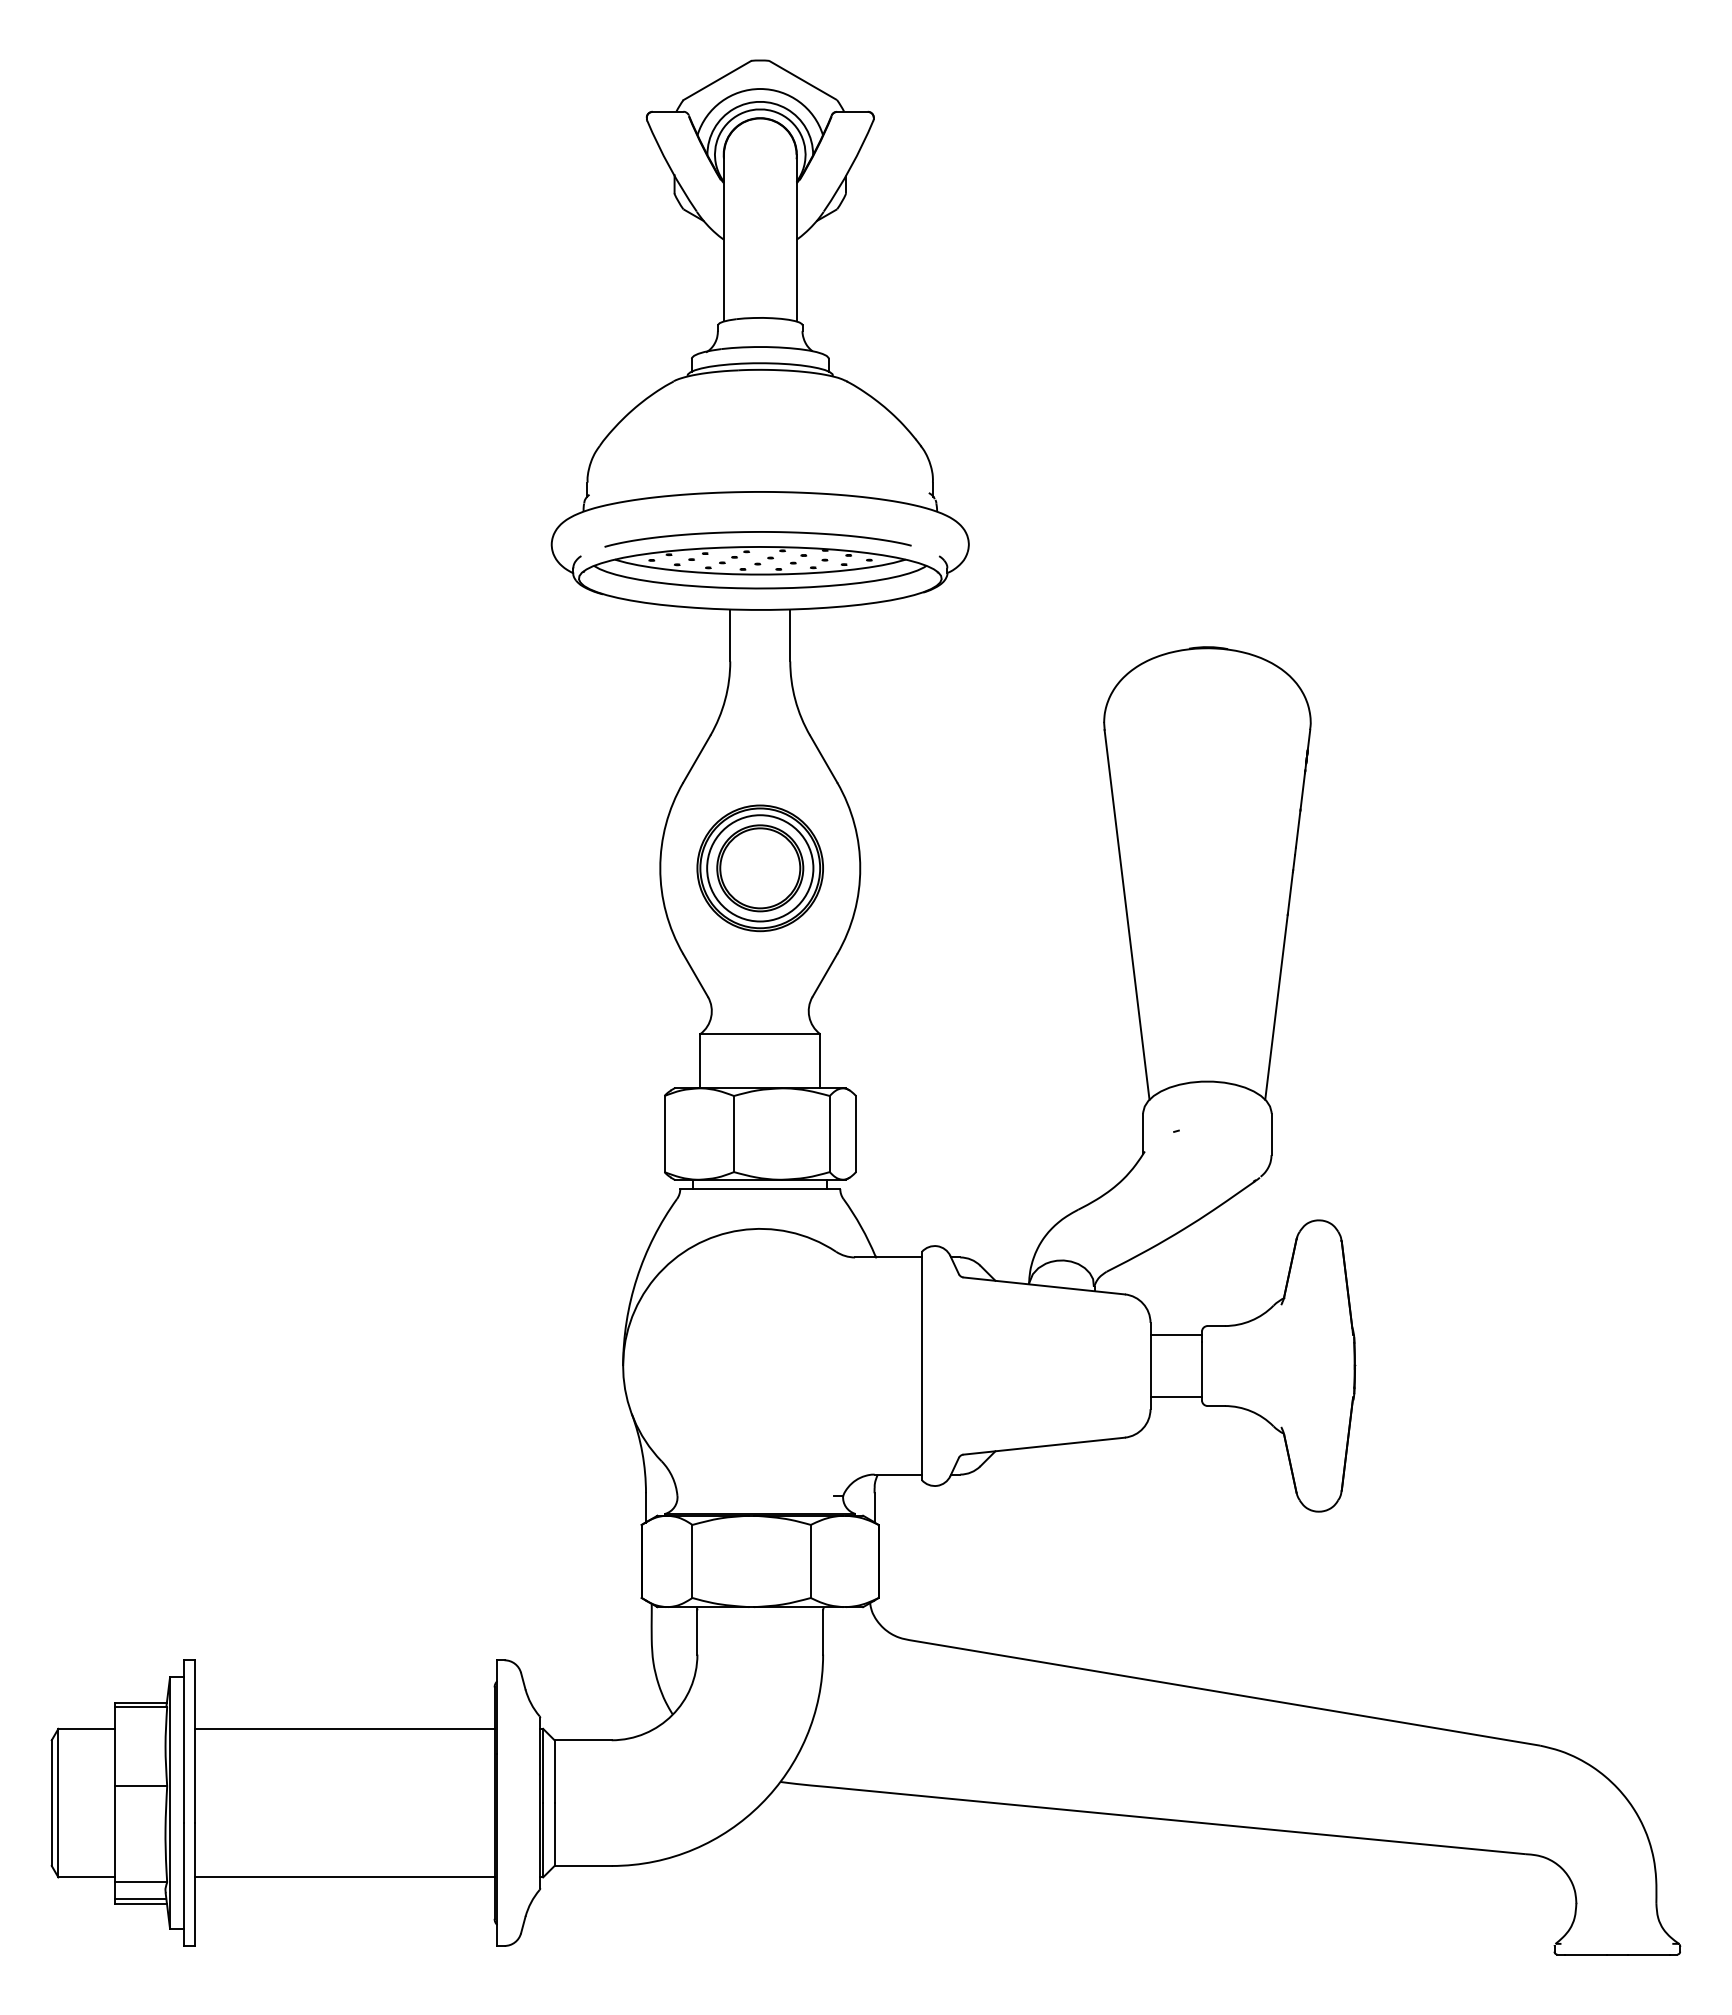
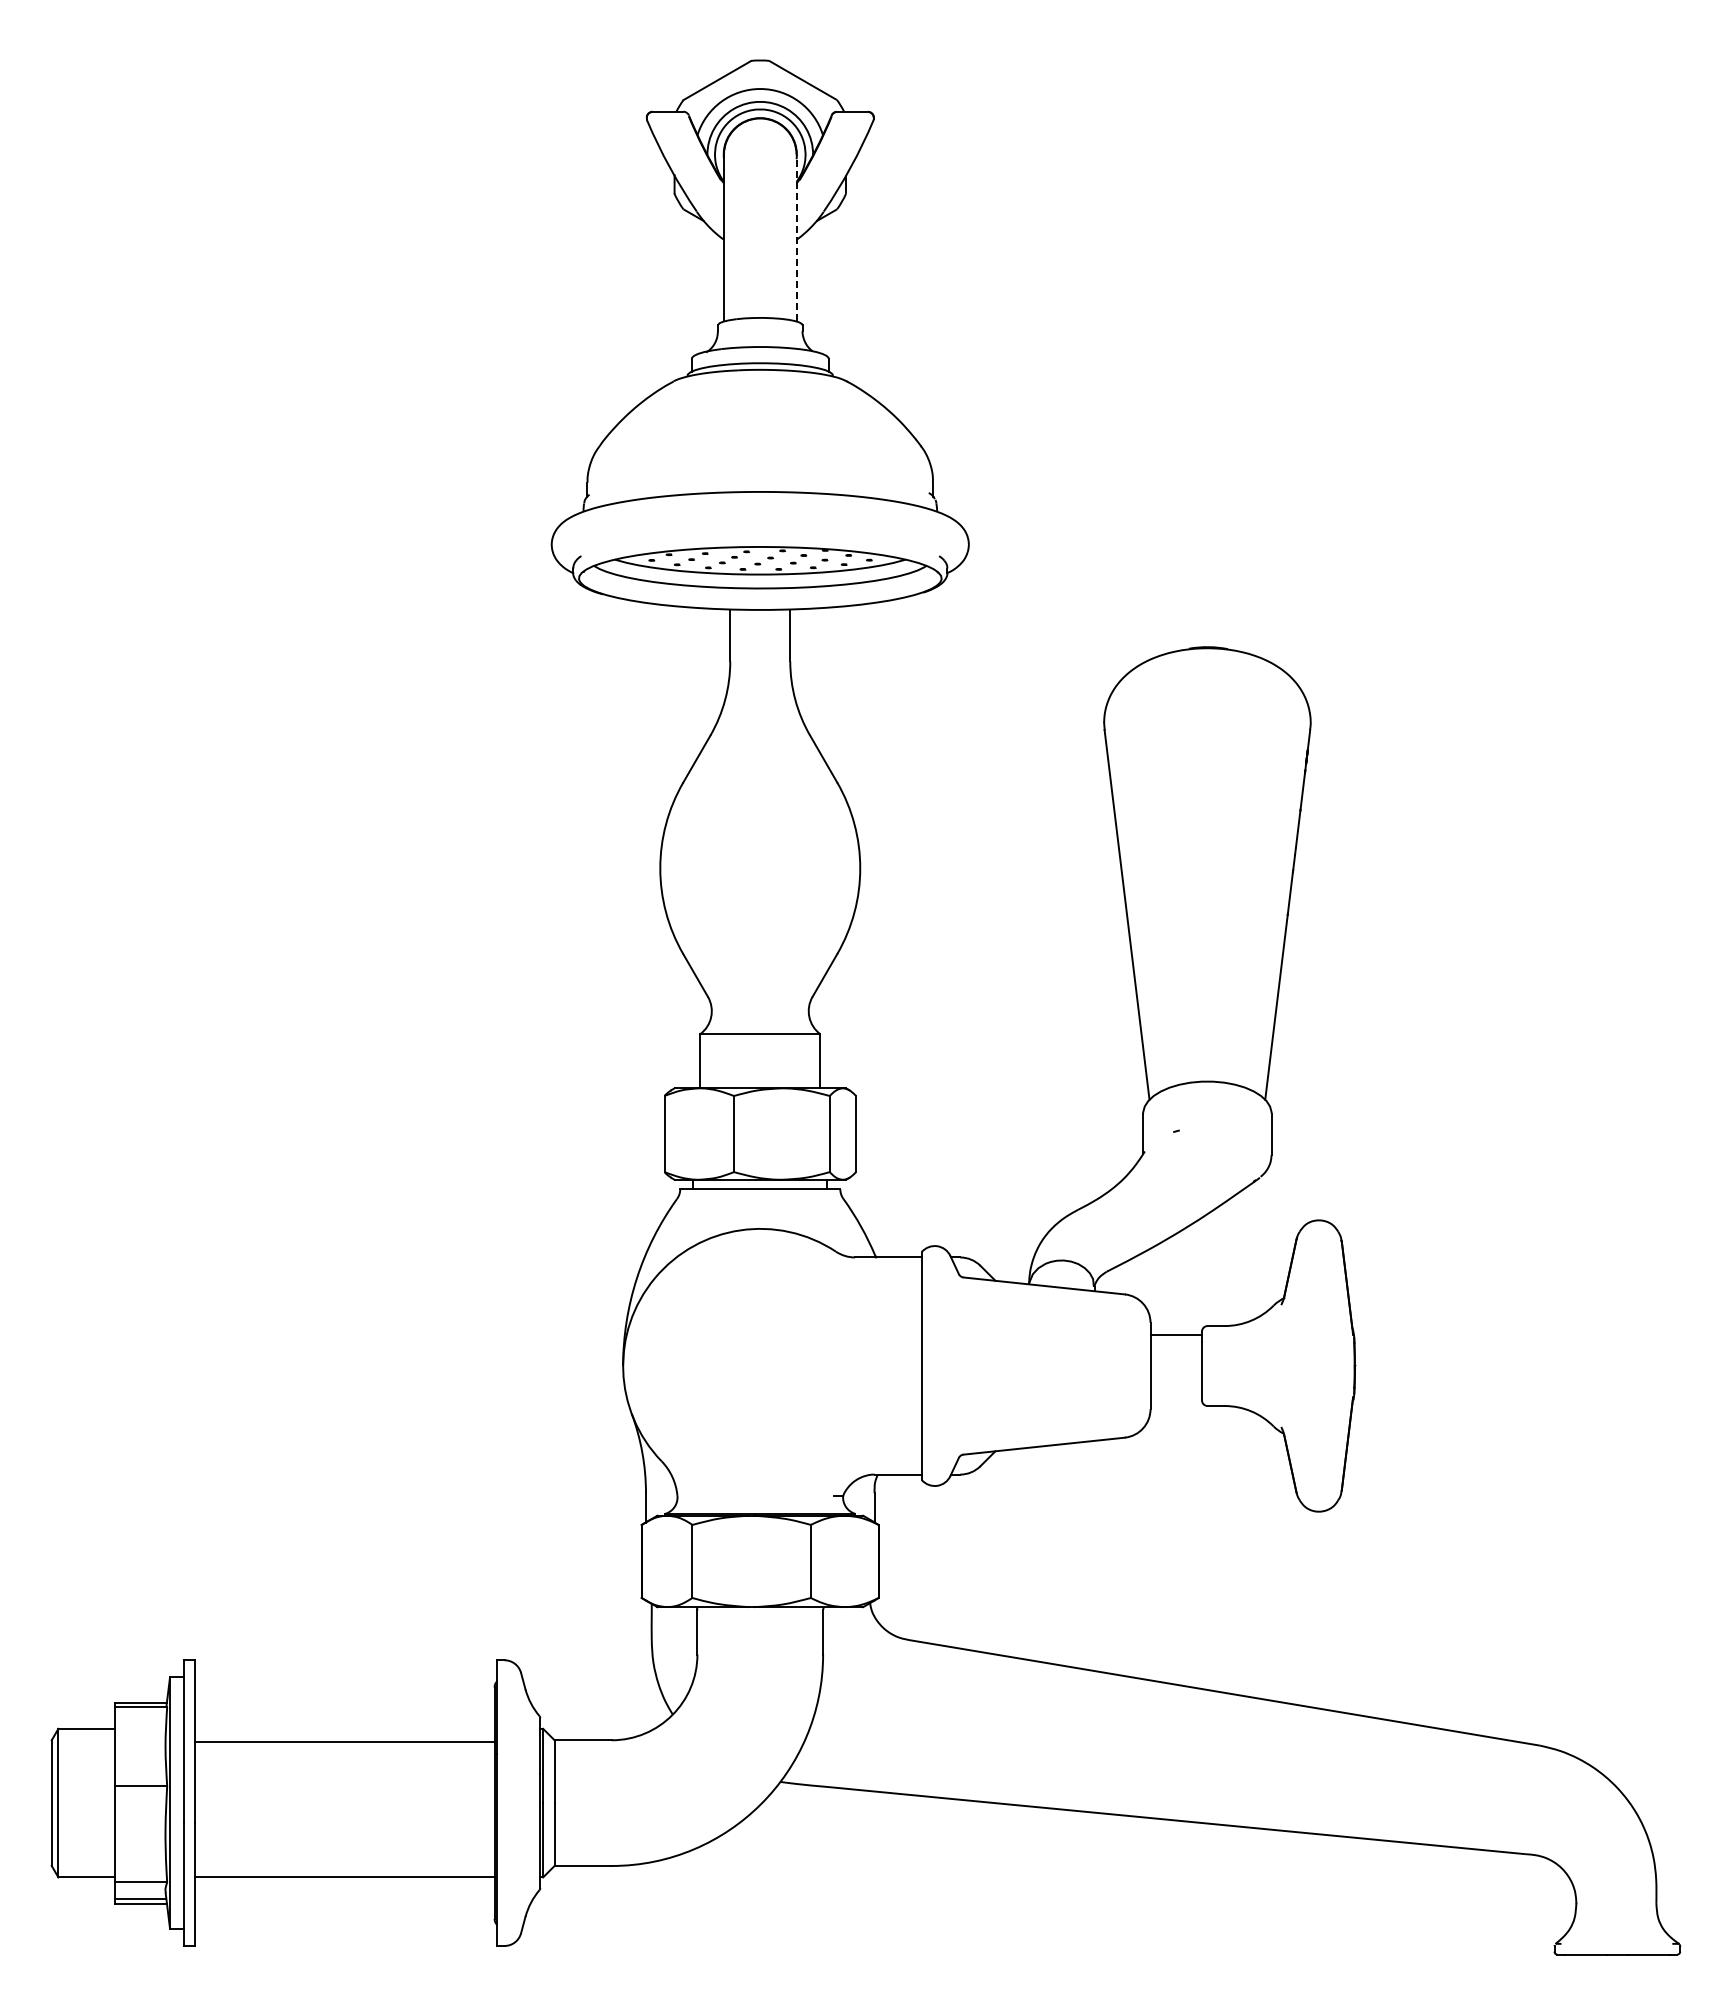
line: solid -> dashed (796, 237)
curve: present -> none (757, 532)
part: present -> none (759, 868)
line: present -> none (1175, 1397)
line position: (344, 1728) -> (344, 1741) (344, 1741)
